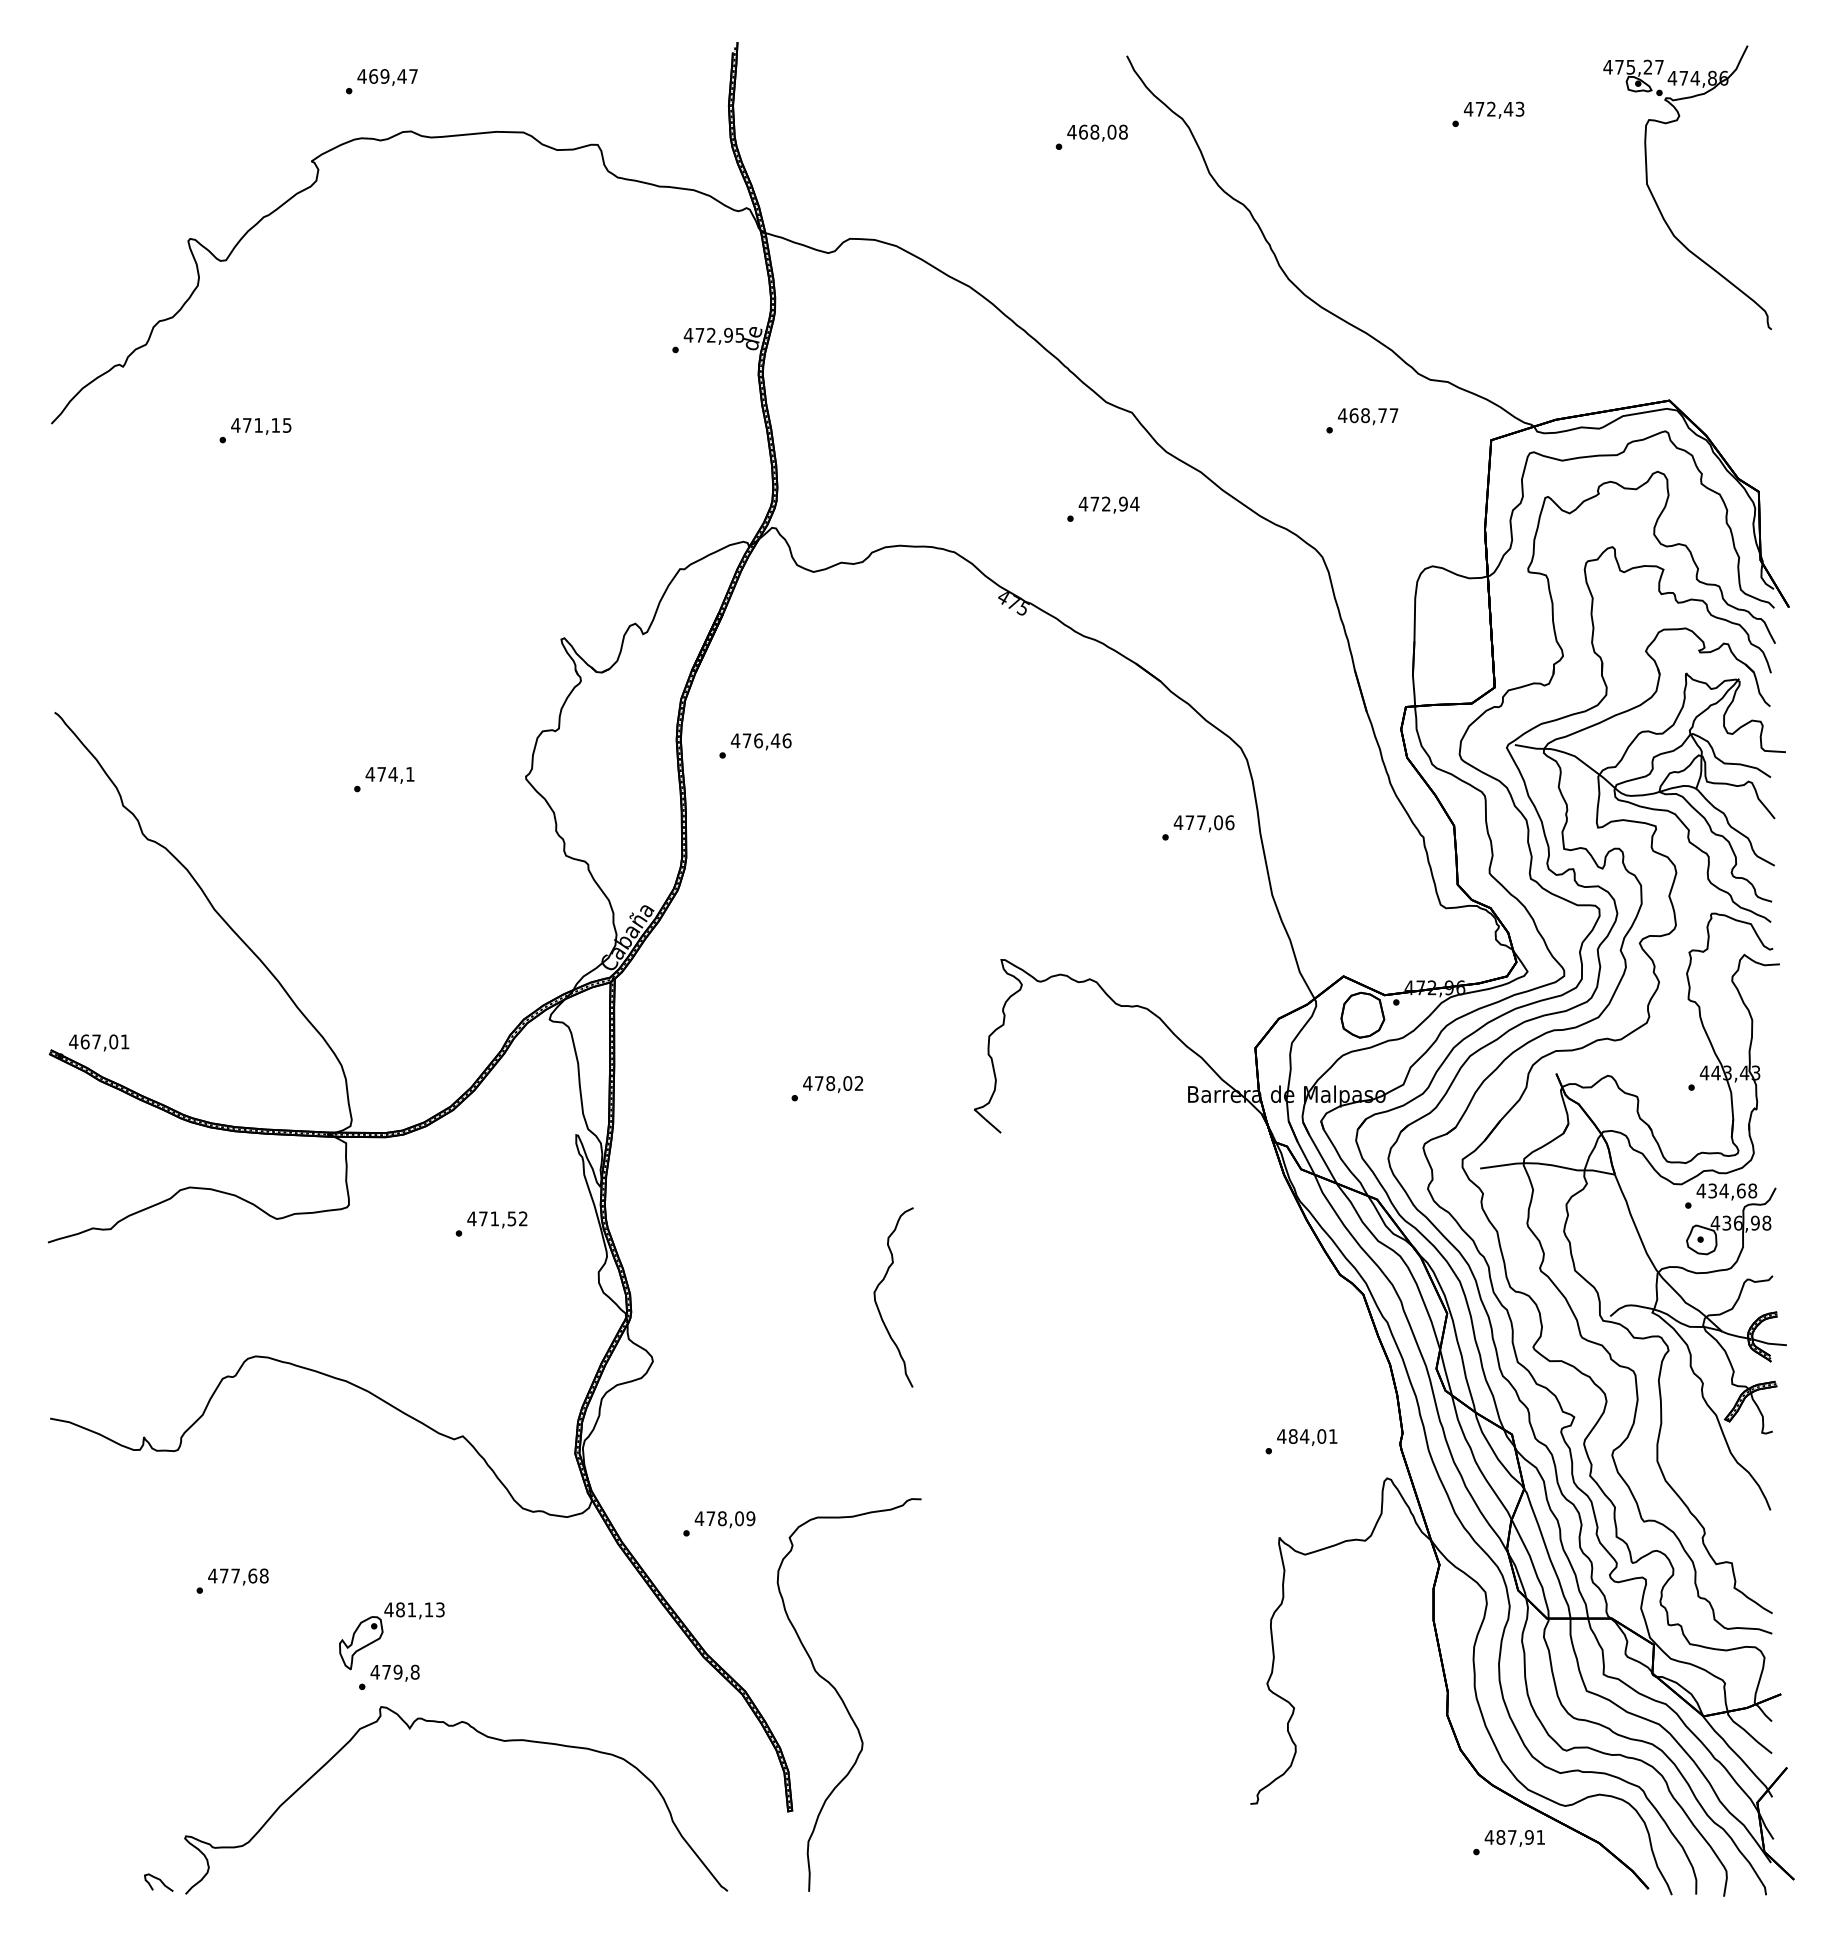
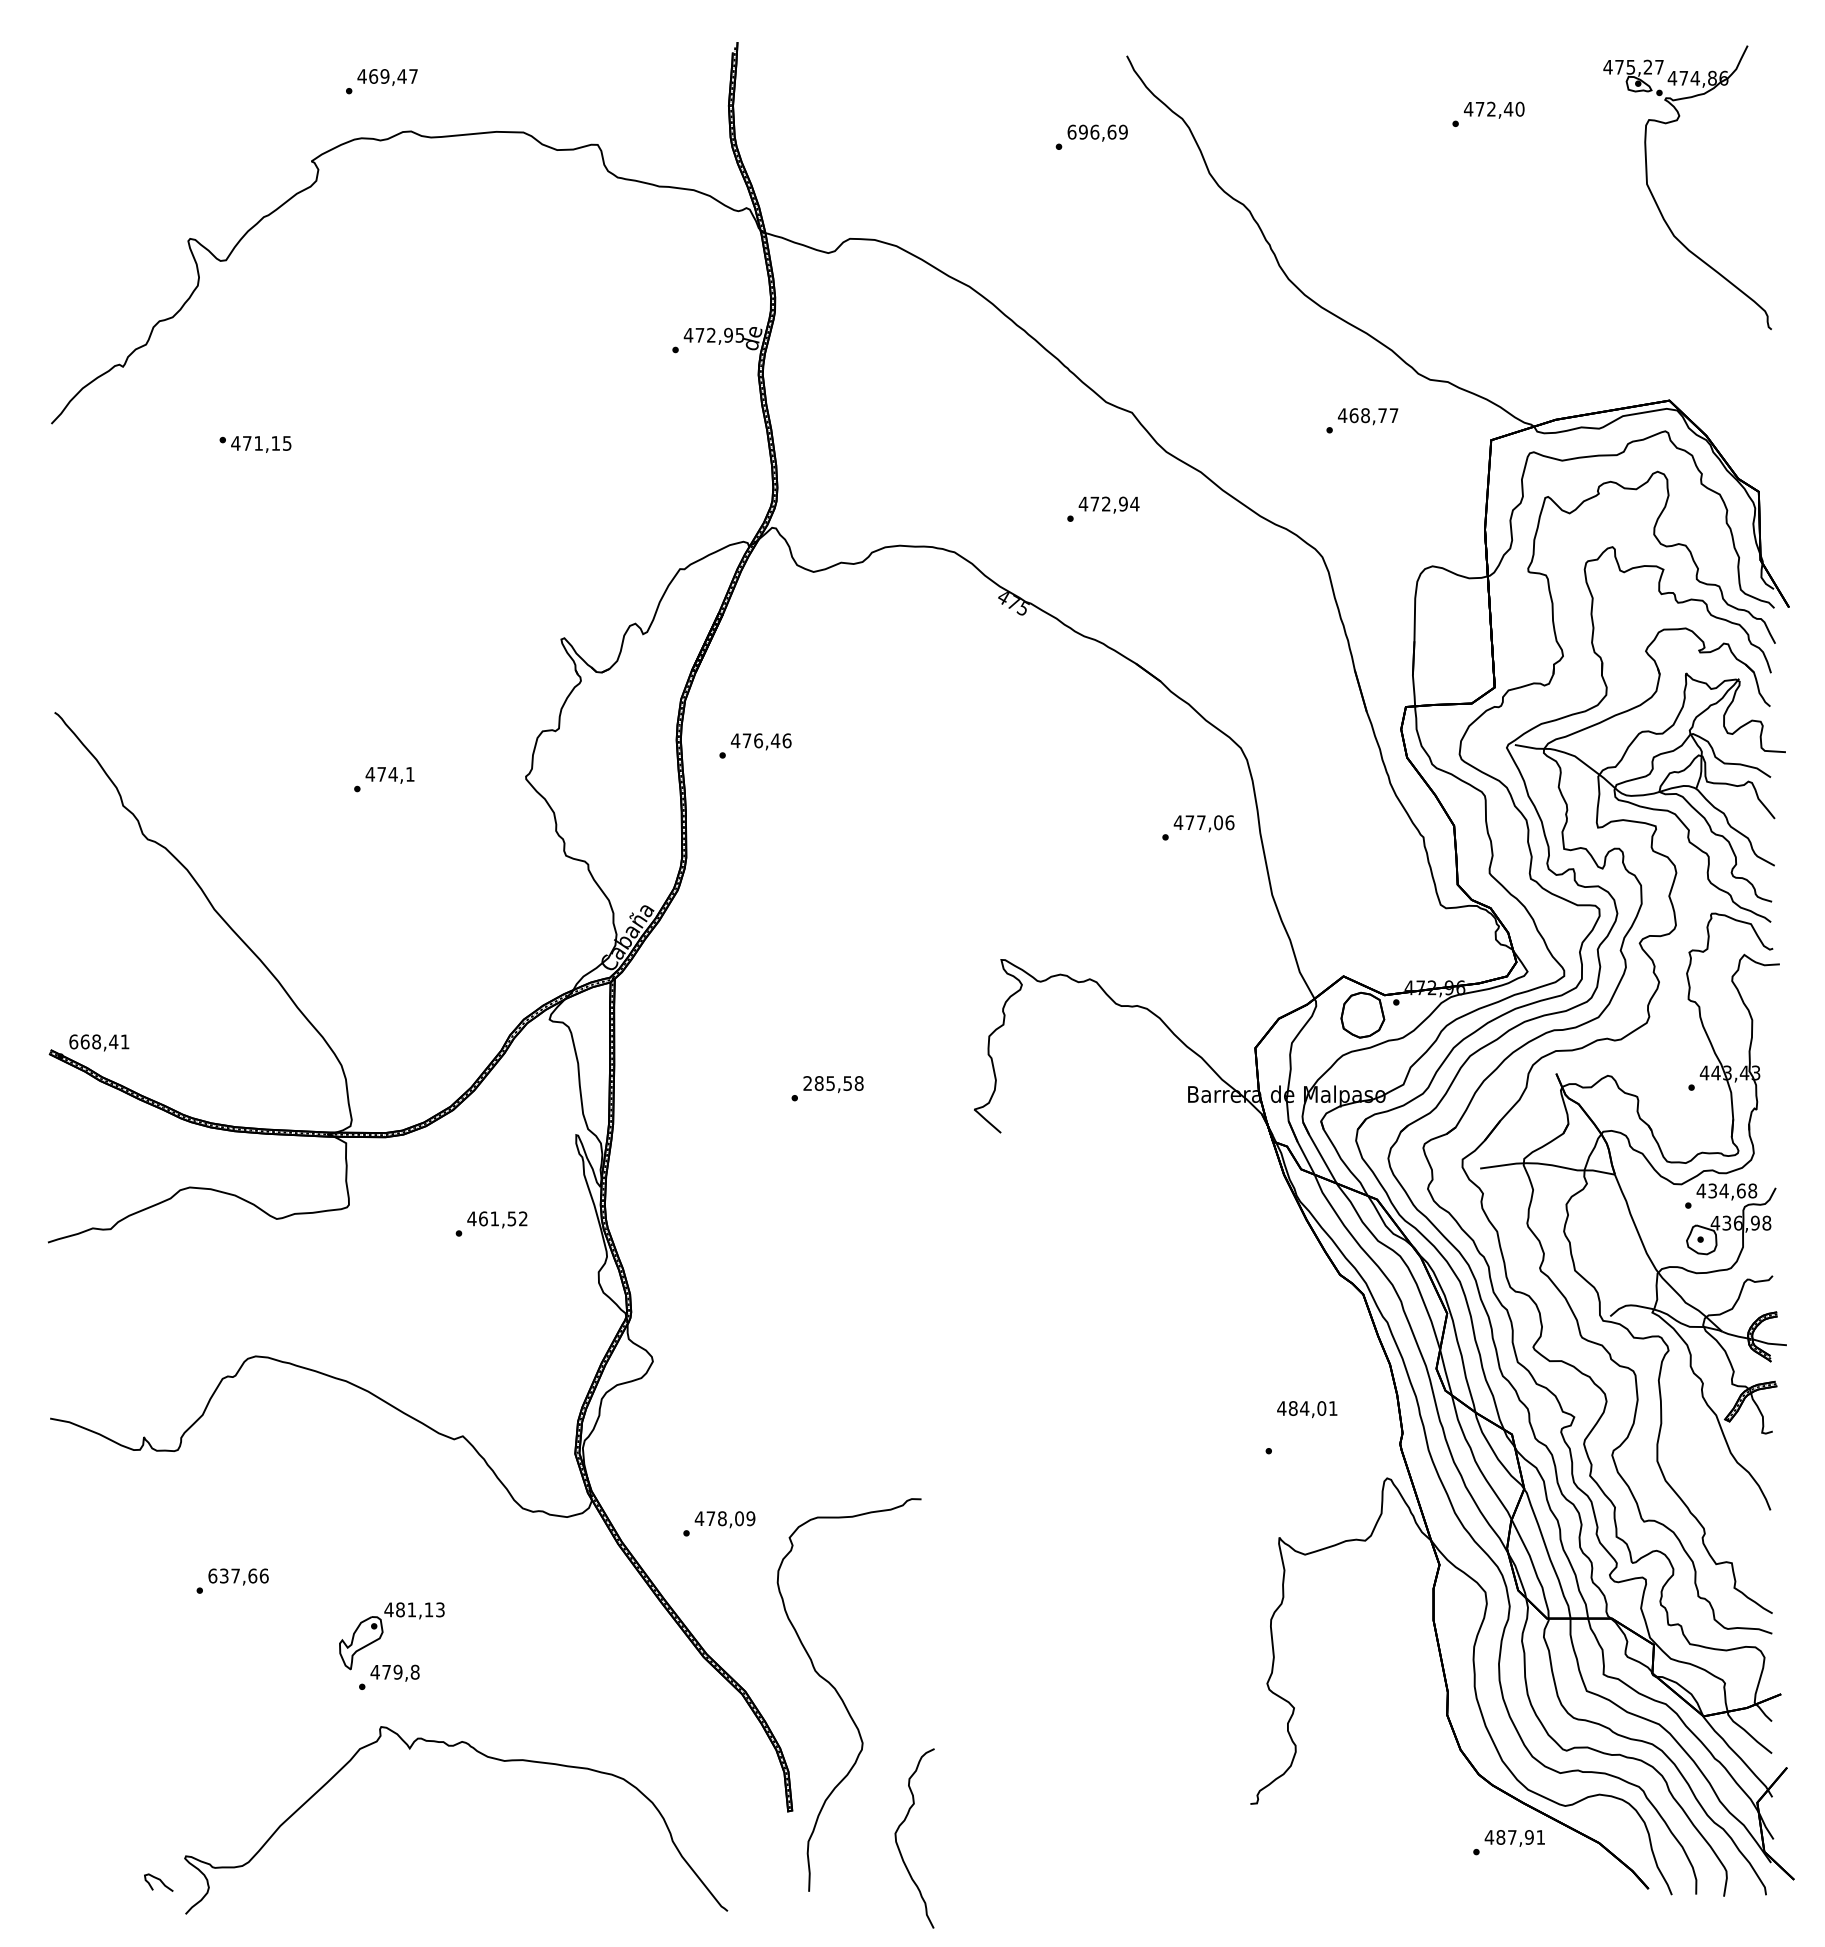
text: 472,43 -> 472,40 (1519, 108)
text: 468,08 -> 696,69 (1097, 131)
text position: (261, 426) -> (261, 444) (261, 444)
text: 467,01 -> 668,41 (93, 1041)
text: 478,02 -> 285,58 (833, 1083)
text: 471,52 -> 461,52 (483, 1218)
curve position: (877, 1303) -> (898, 1844) (898, 1844)
text position: (1307, 1437) -> (1307, 1409) (1307, 1409)
text: 477,68 -> 637,66 (238, 1575)
curve position: (486, 1737) -> (486, 1757) (486, 1757)
